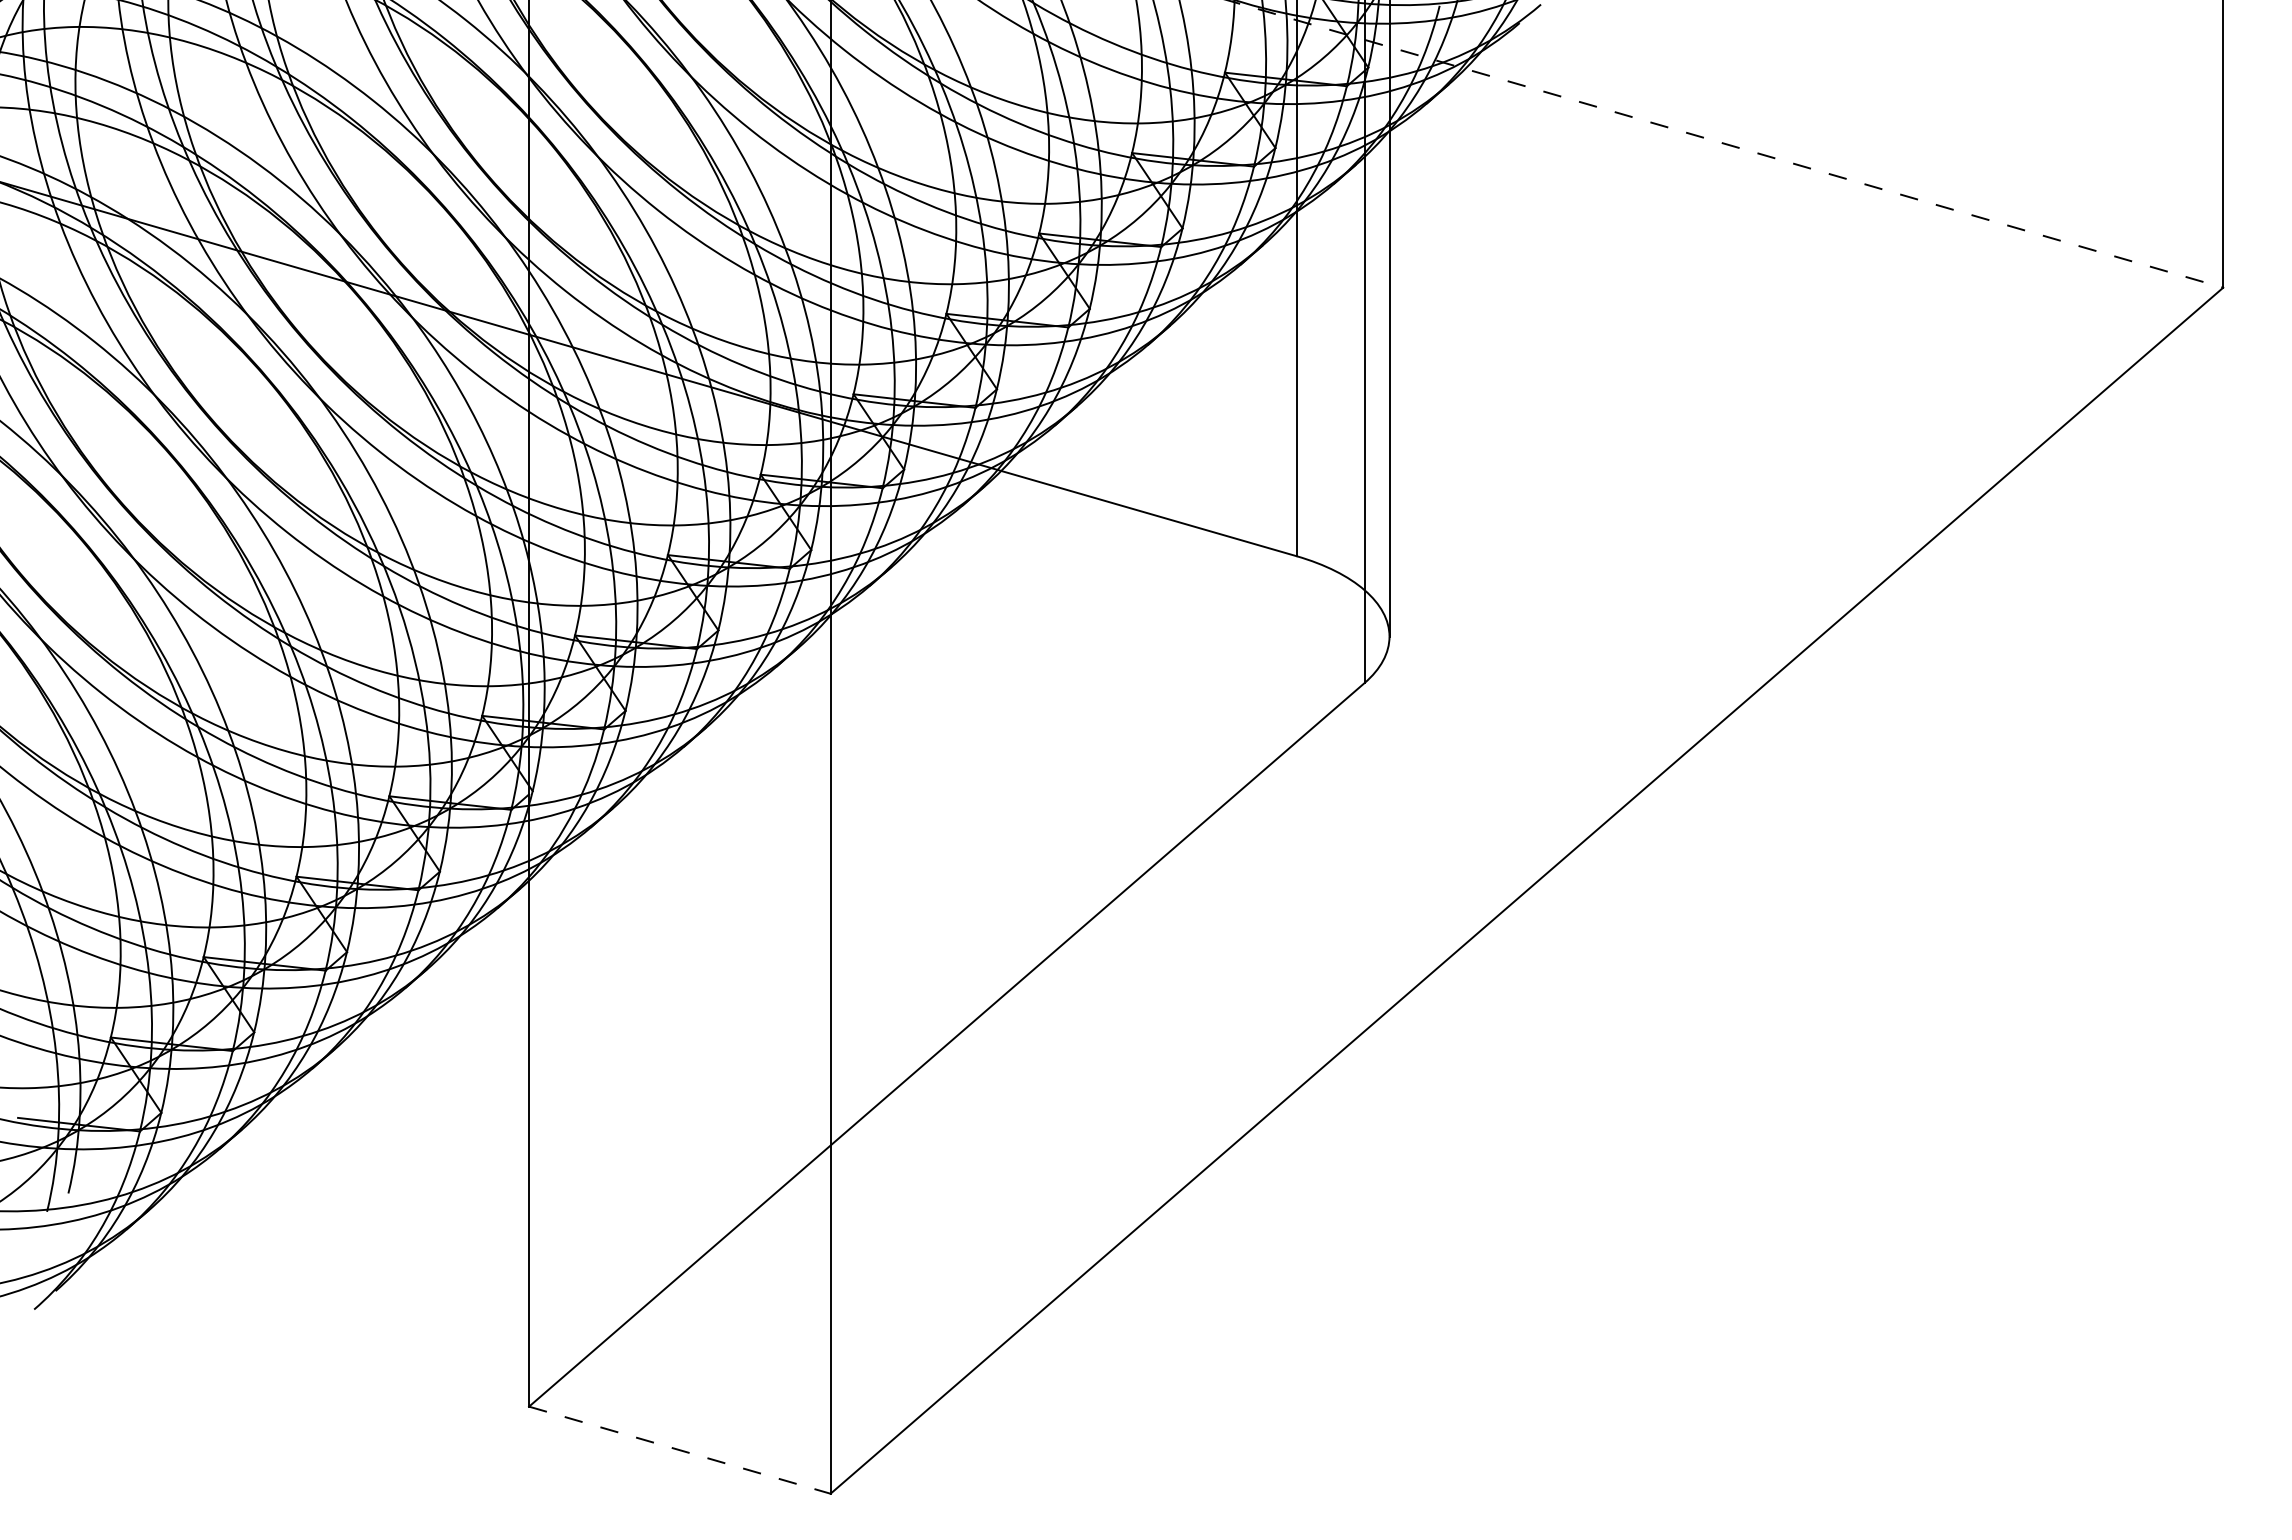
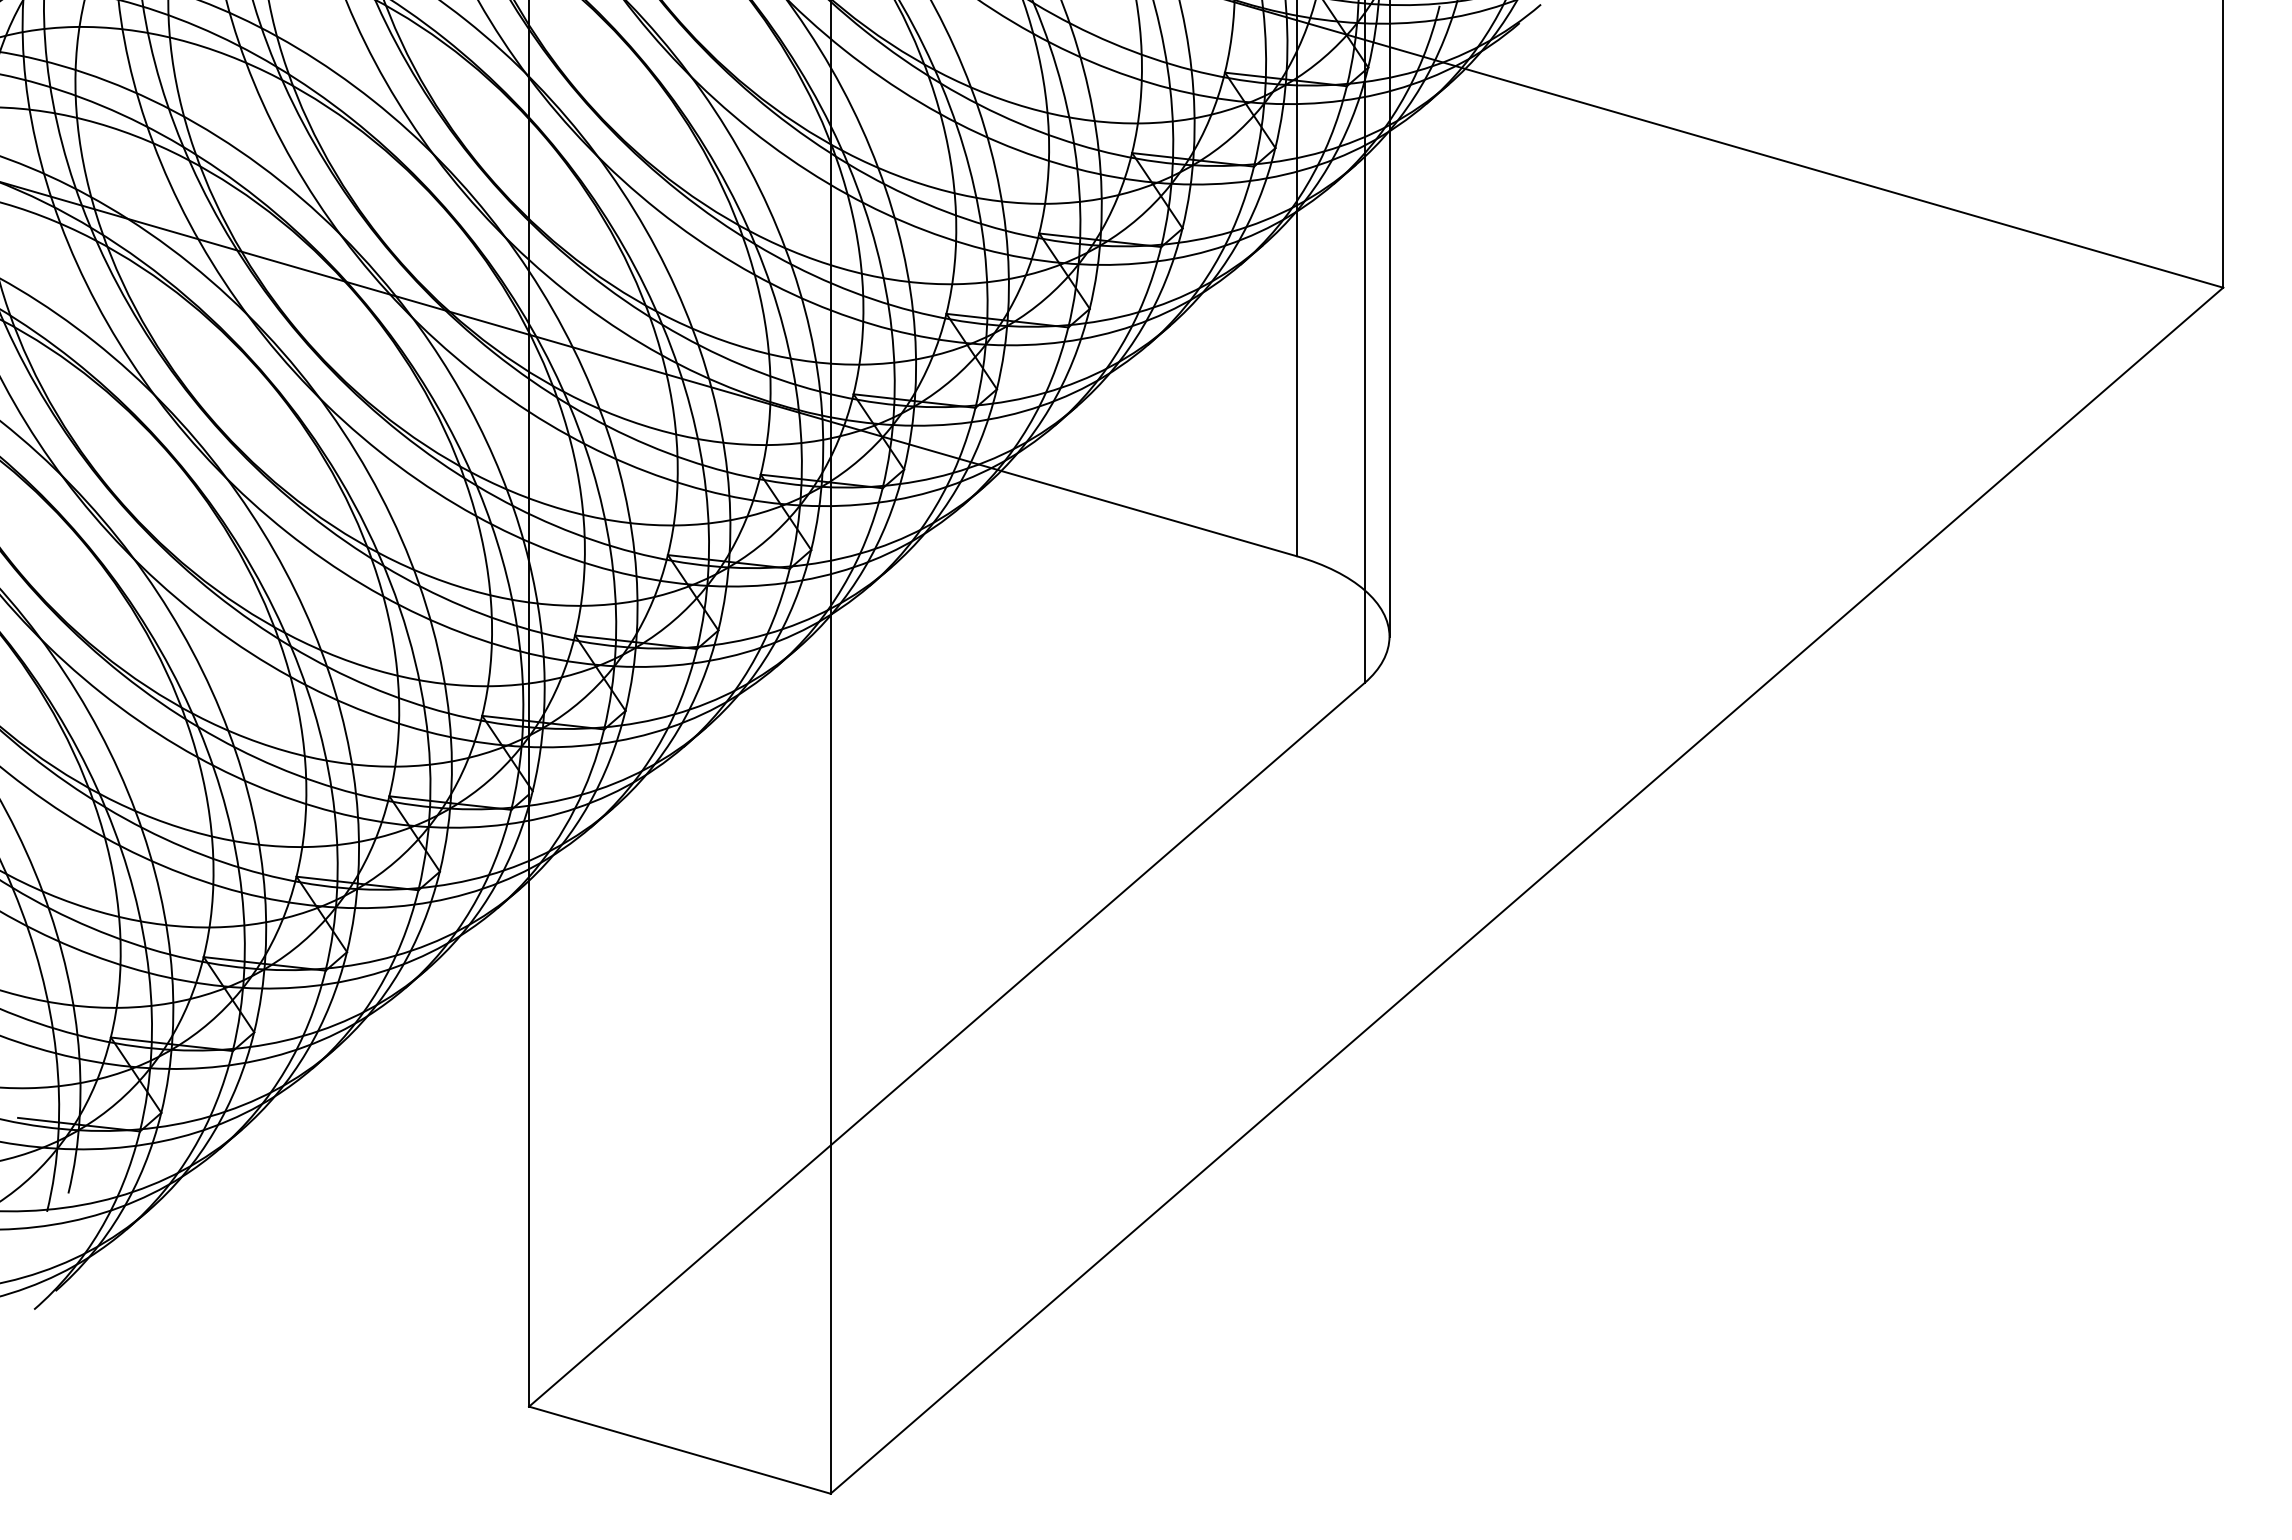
line: dashed -> solid (1725, 144)
line: dashed -> solid (679, 1450)
